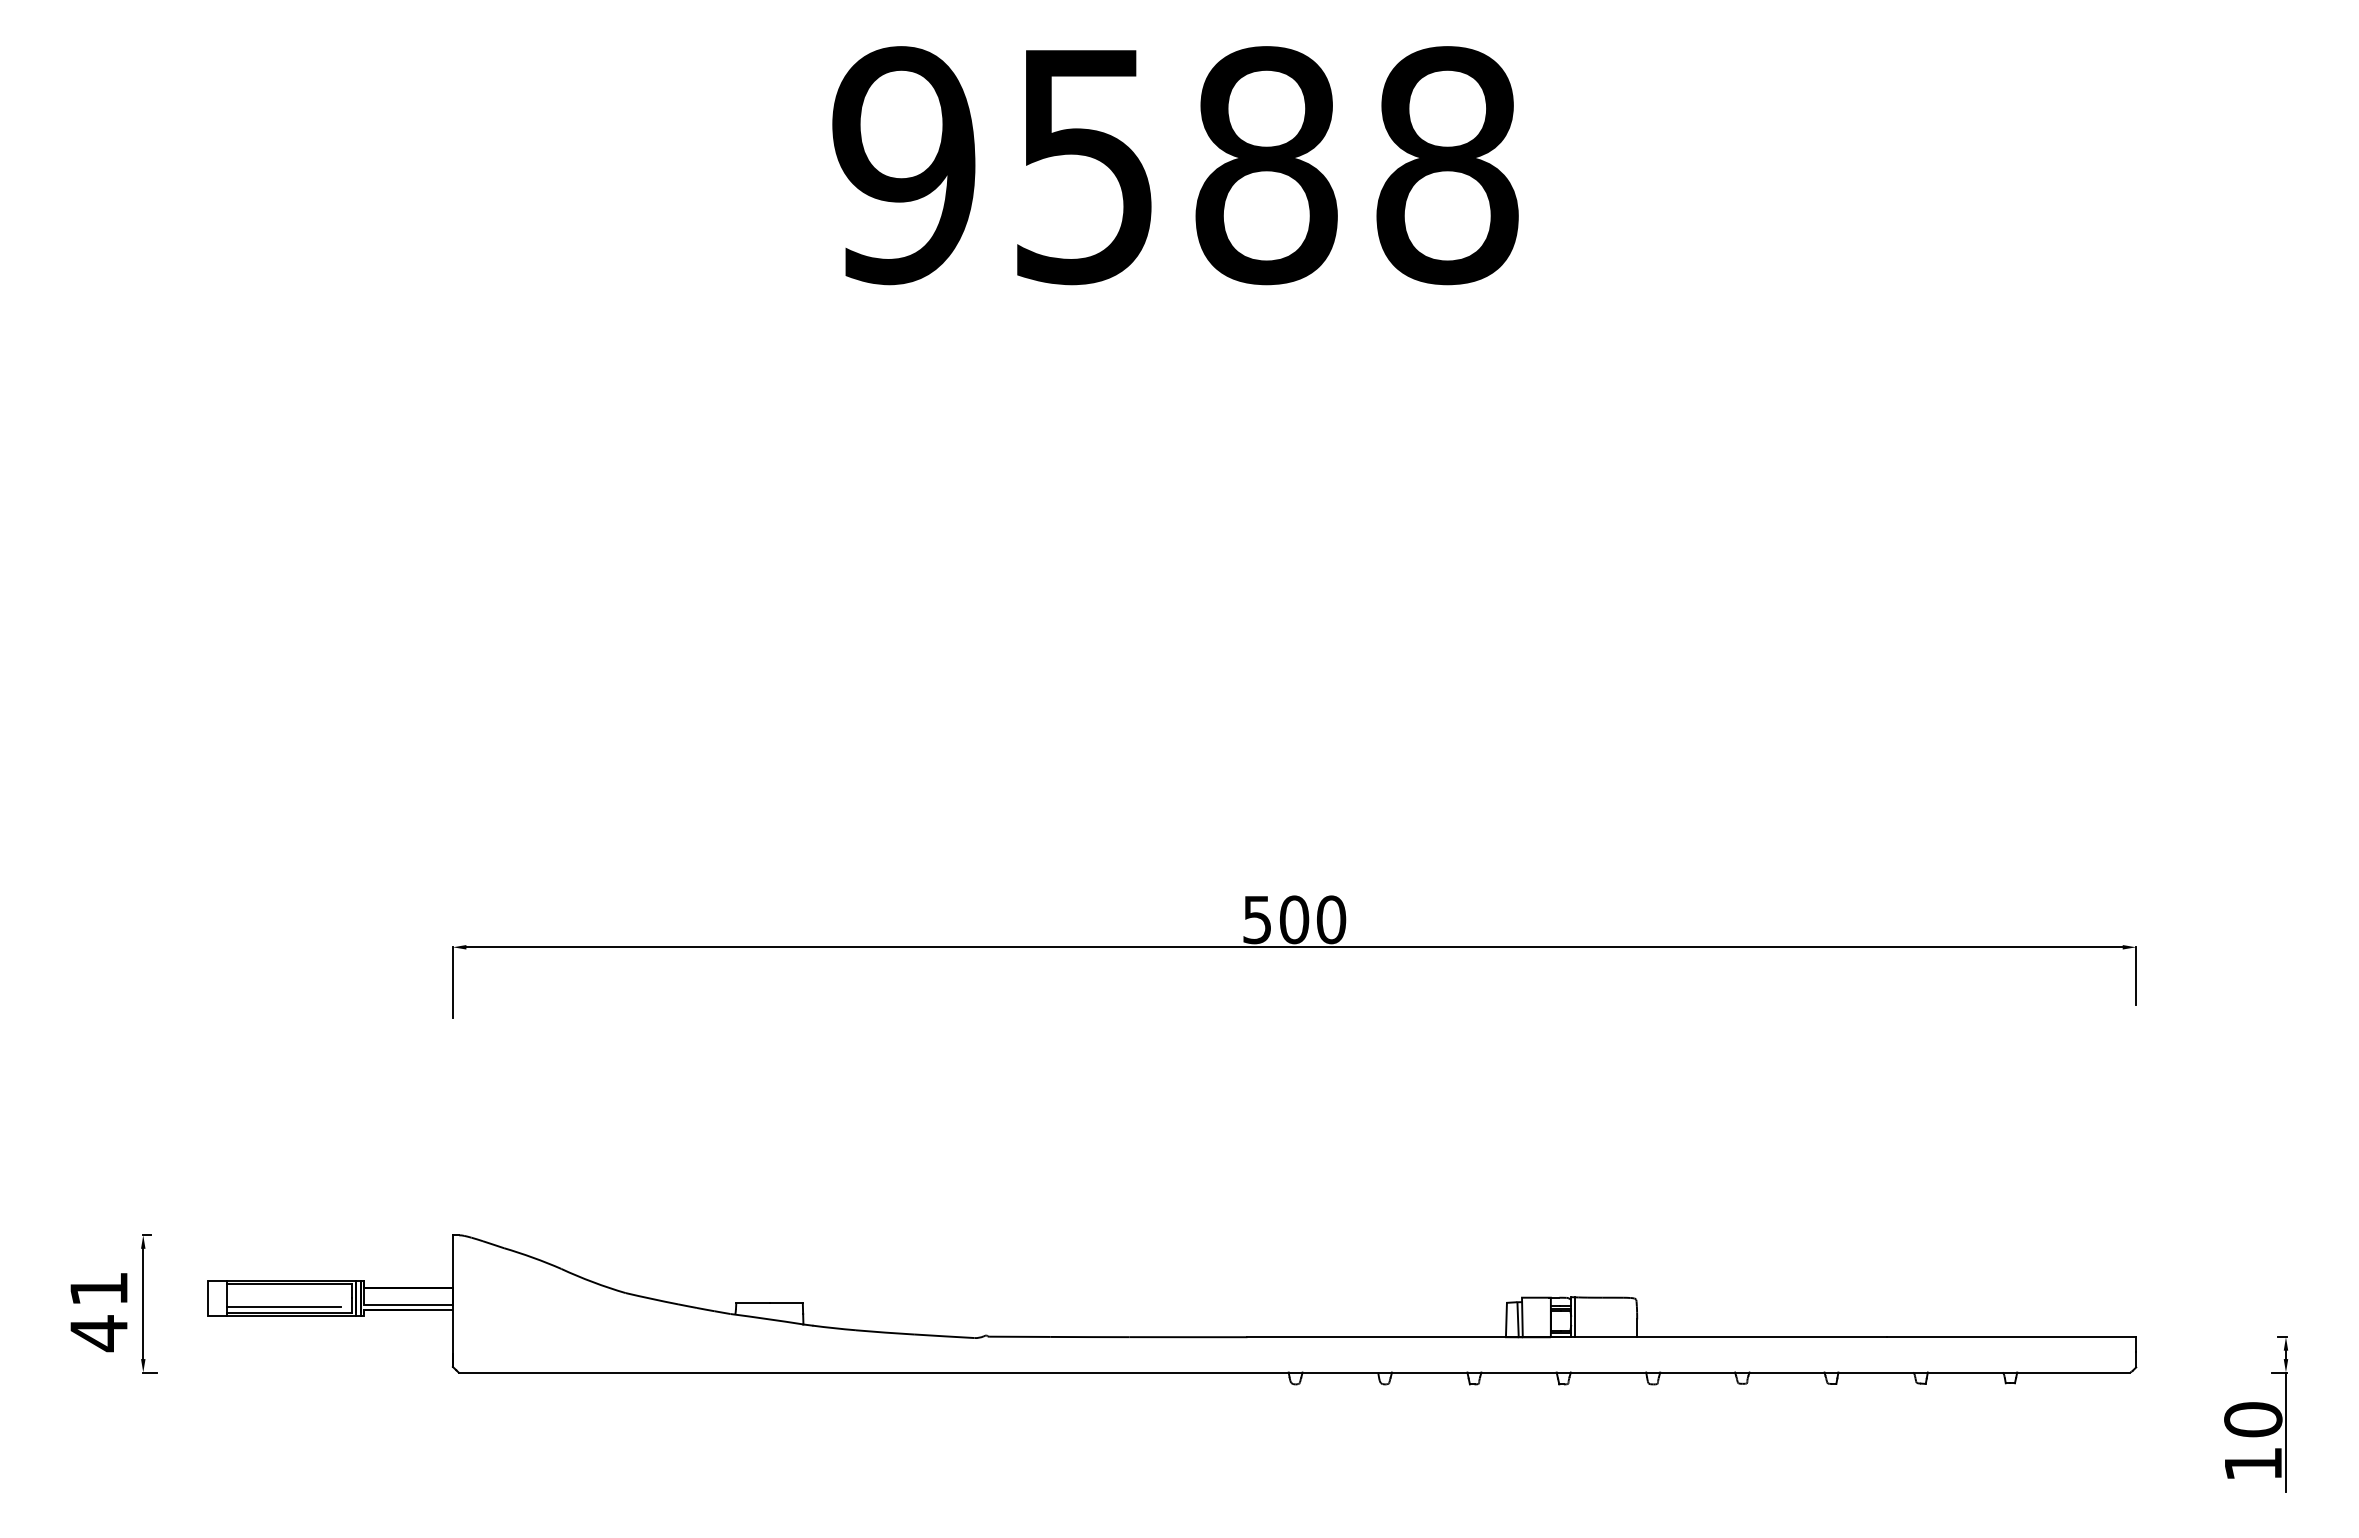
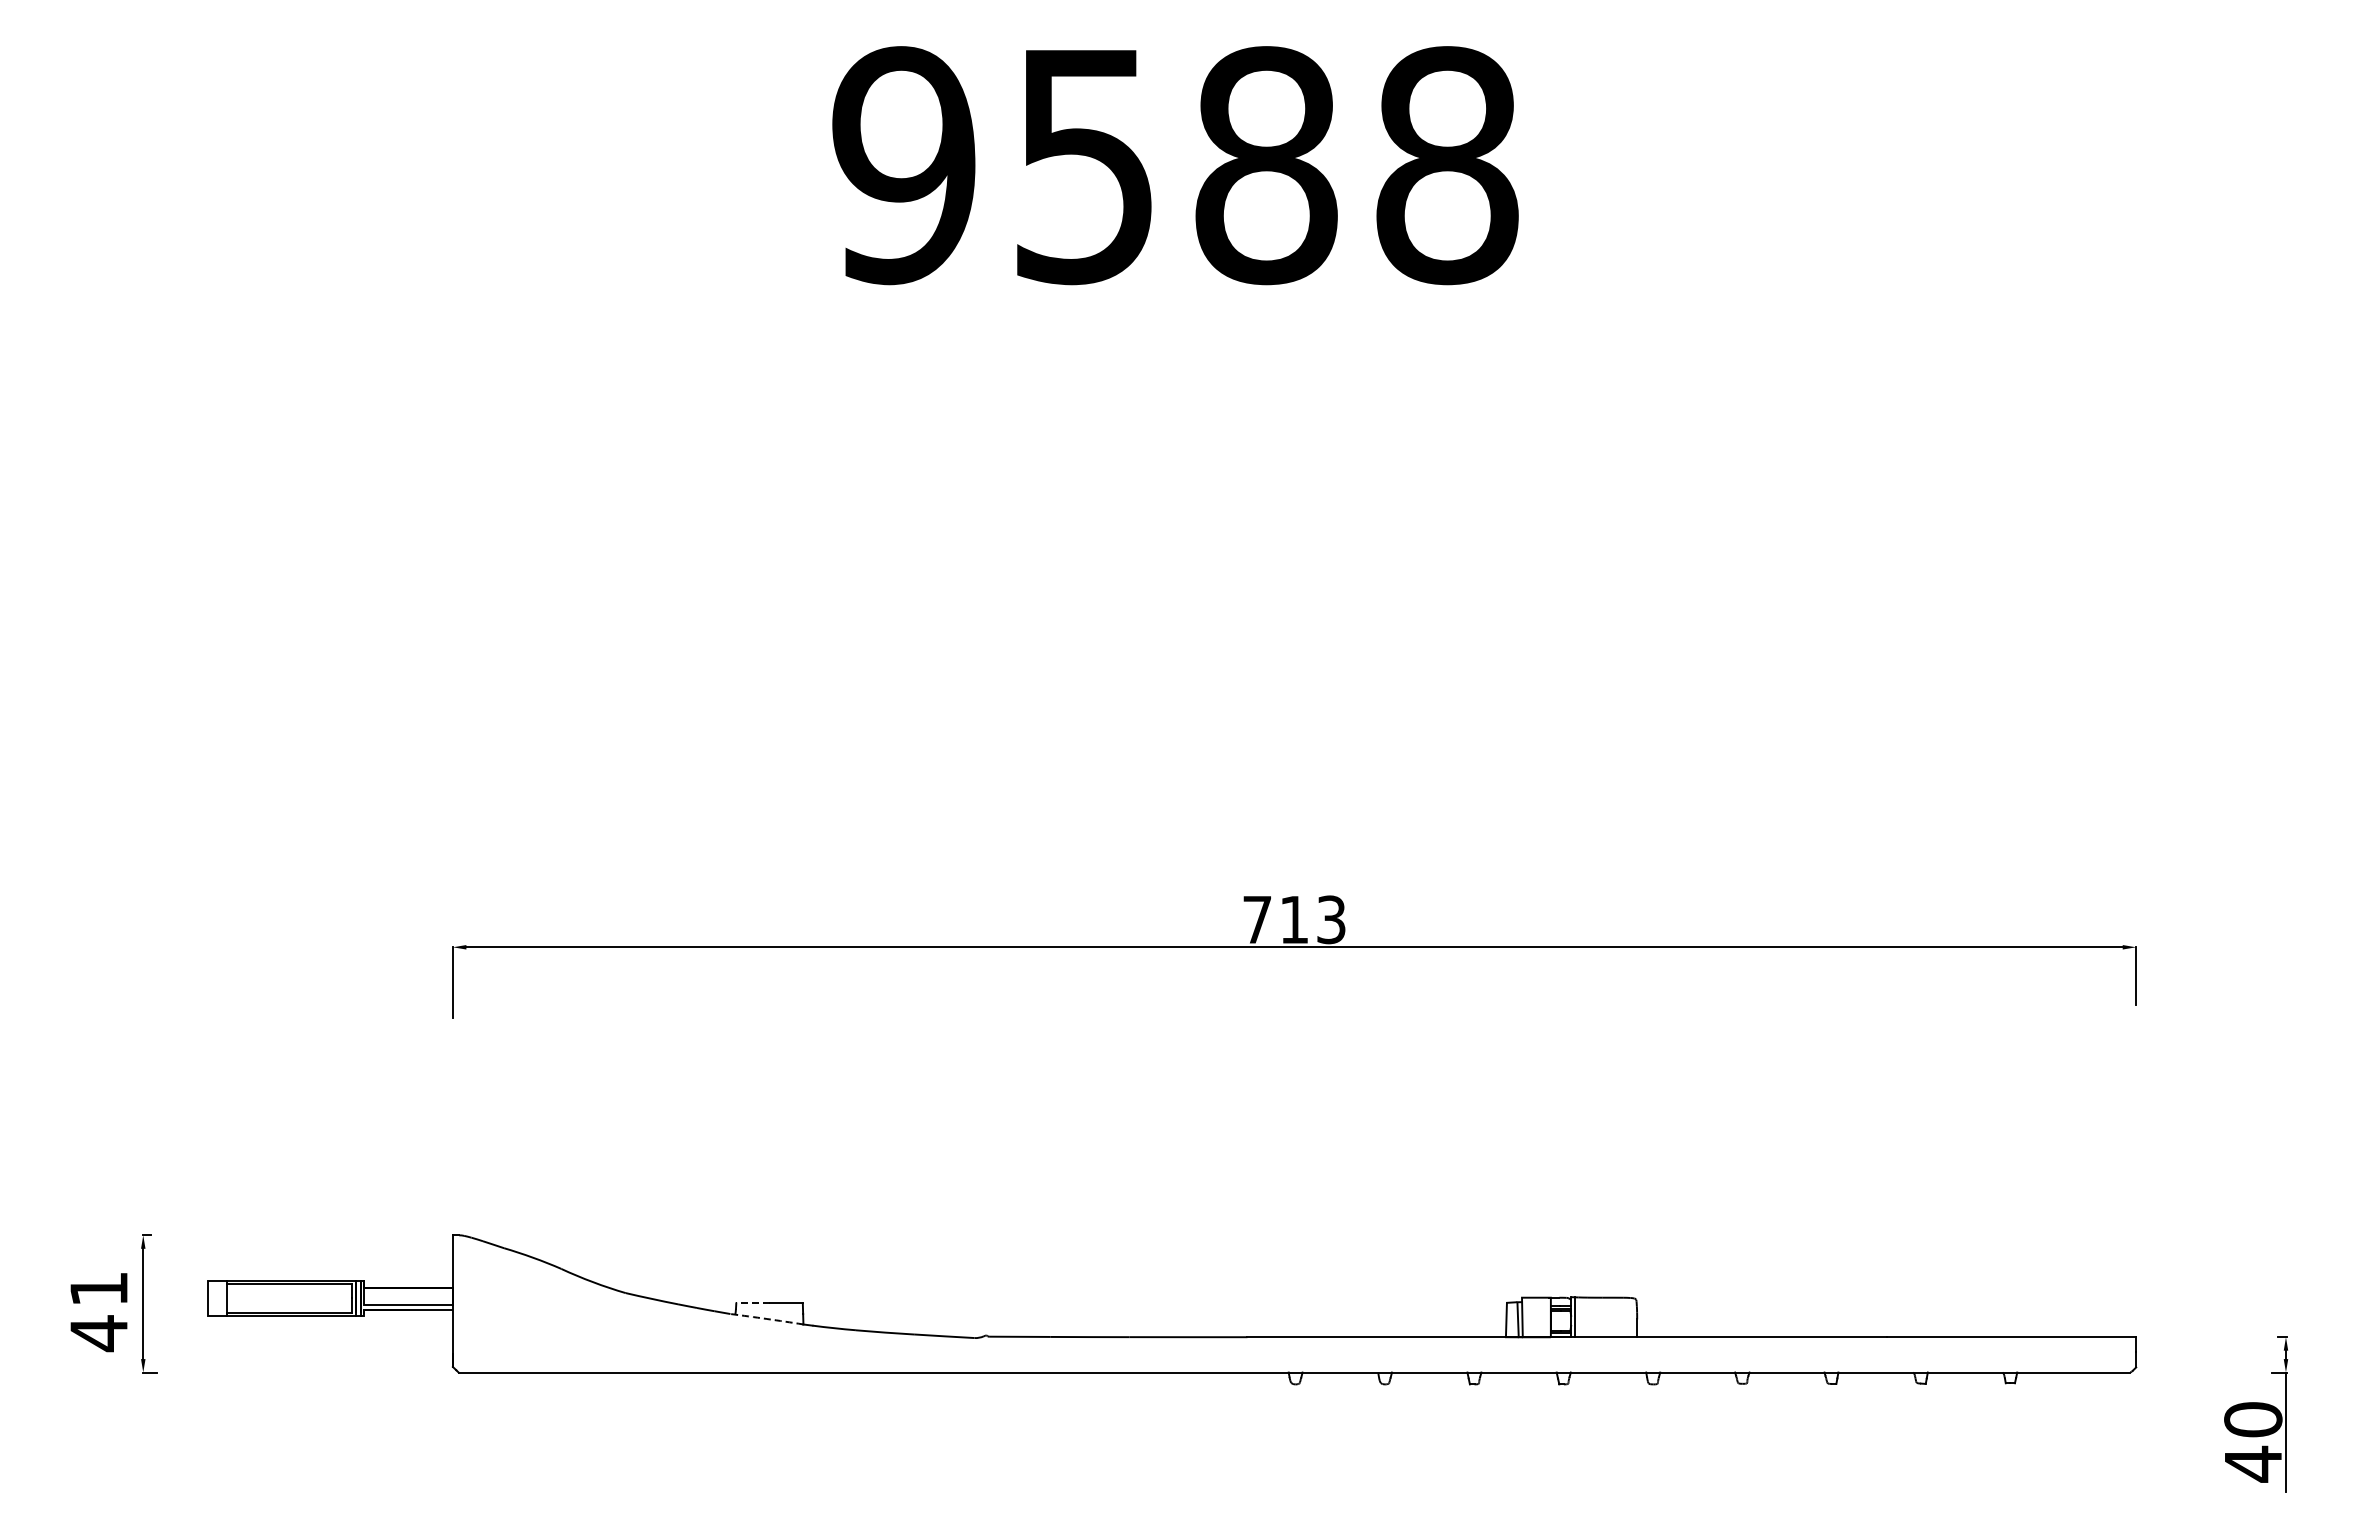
text: 500 -> 713 (1294, 919)
line: solid -> dashed (752, 1303)
line: present -> none (283, 1306)
arc: solid -> dashed (766, 1318)
text: 10 -> 40 (2253, 1463)
